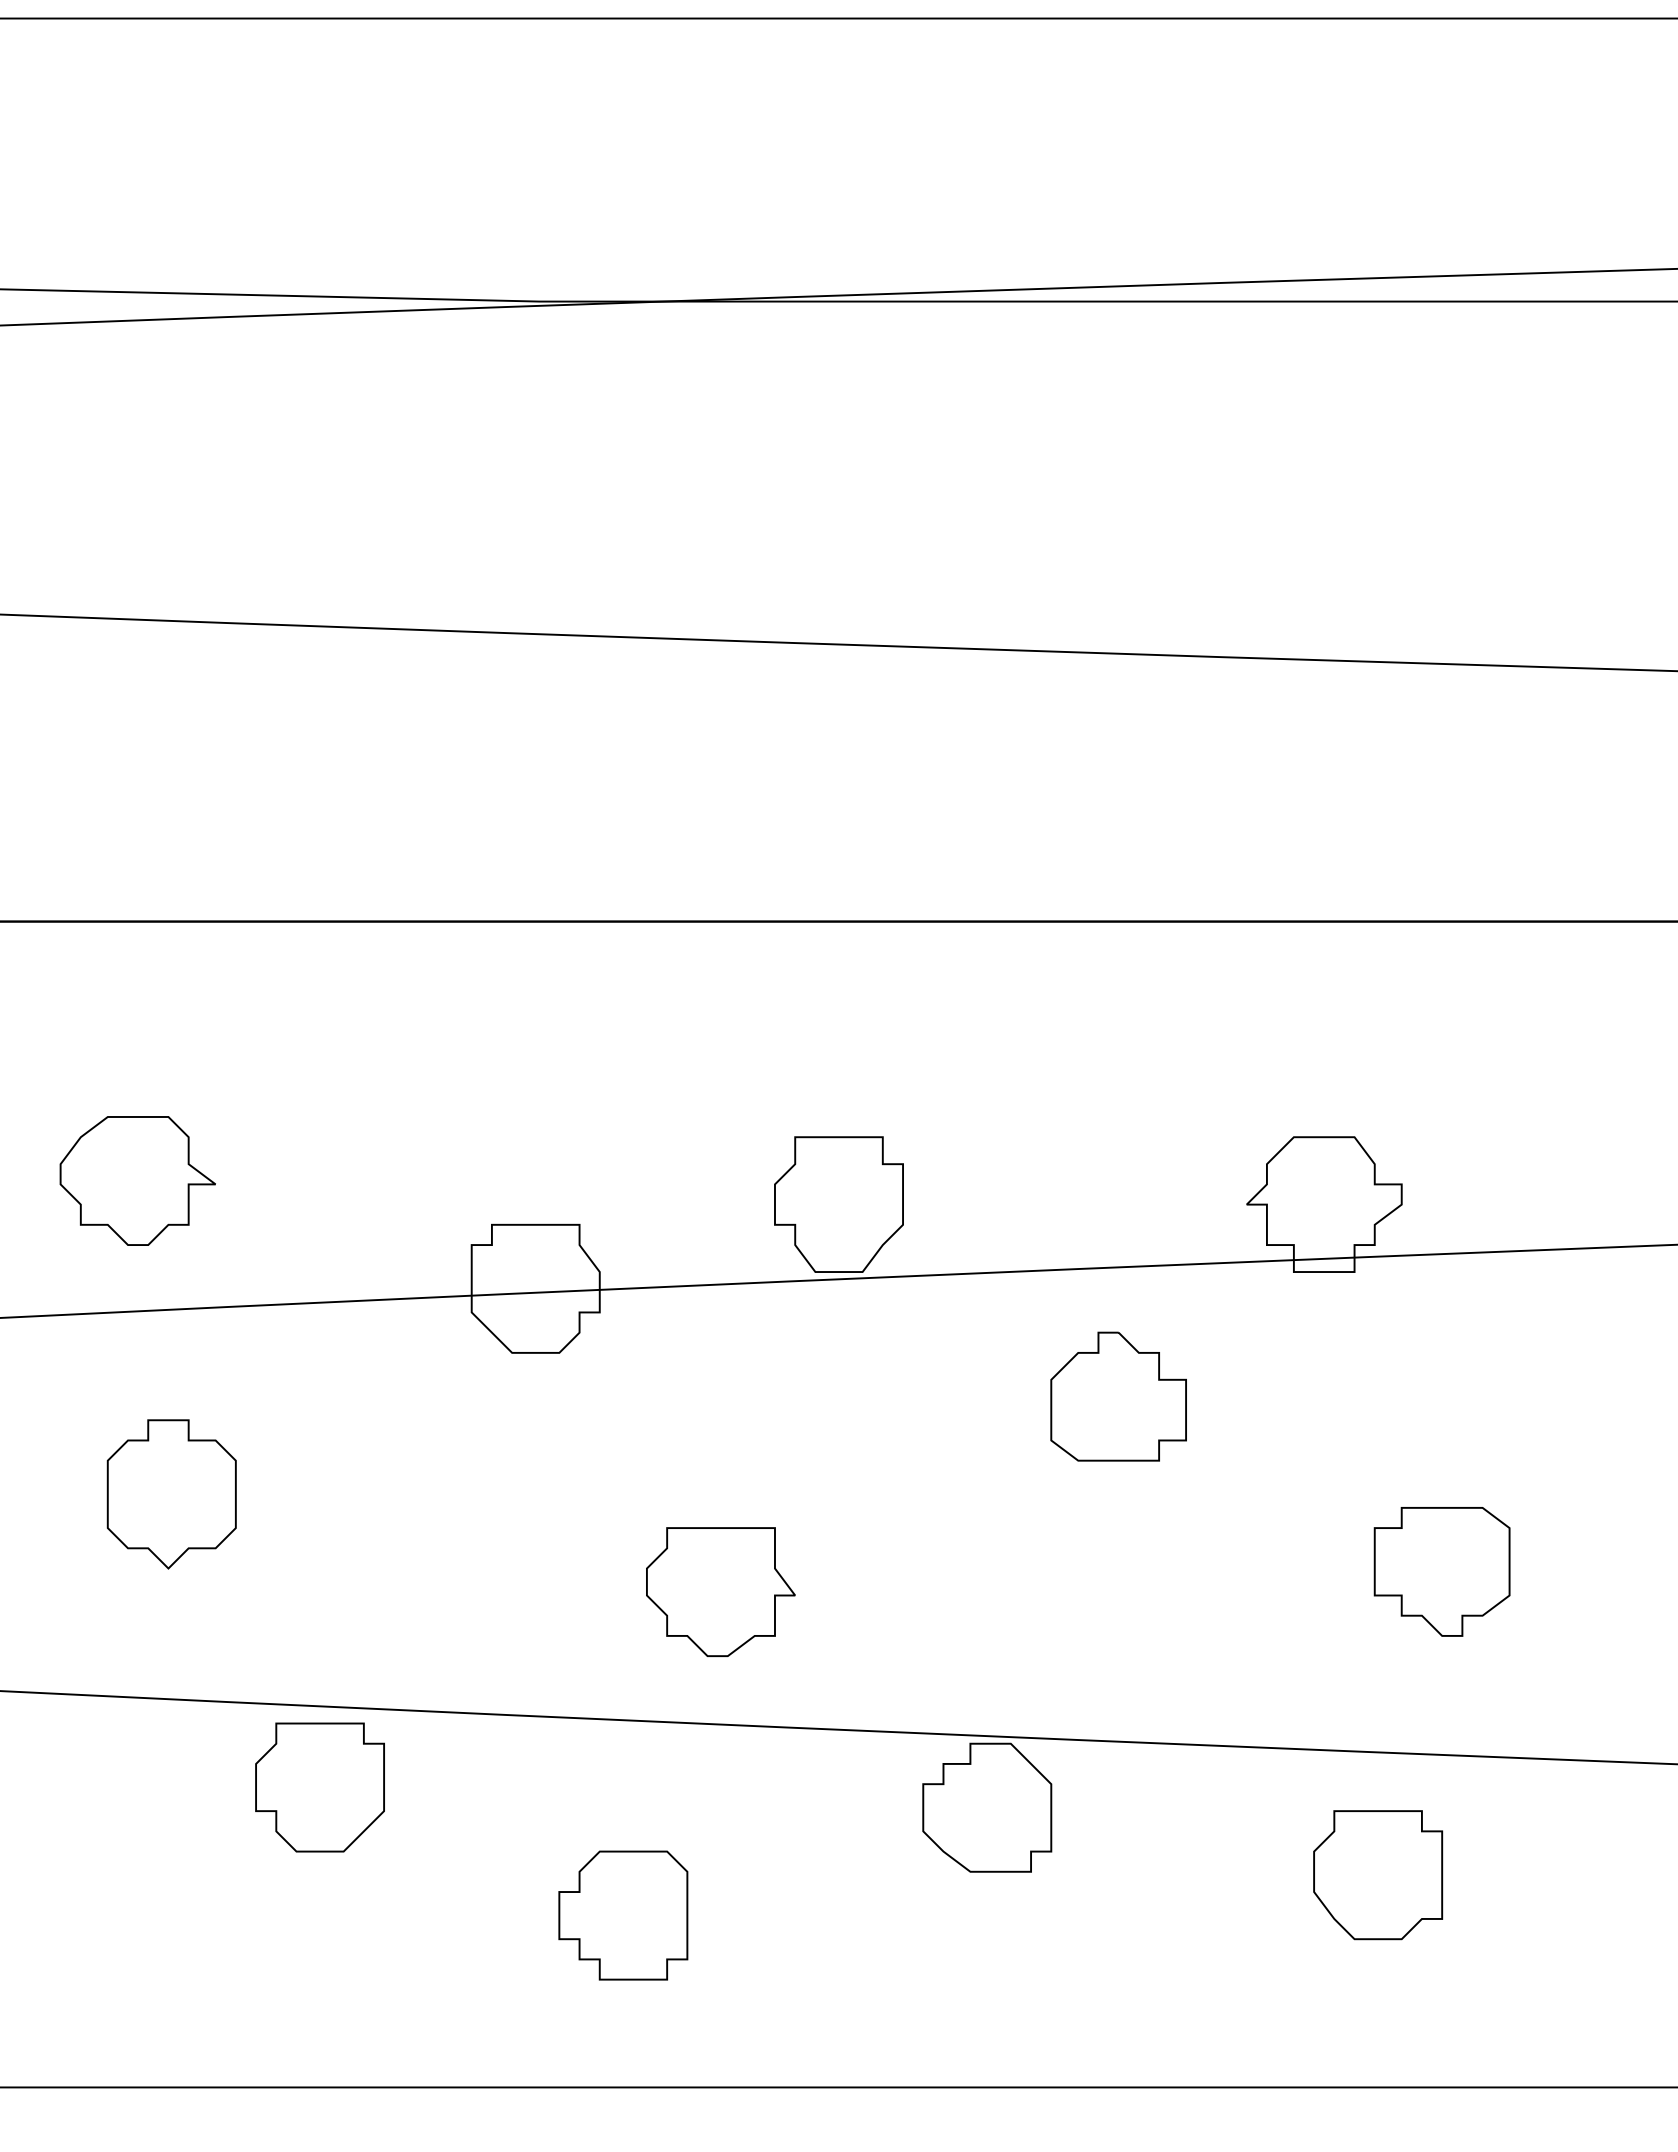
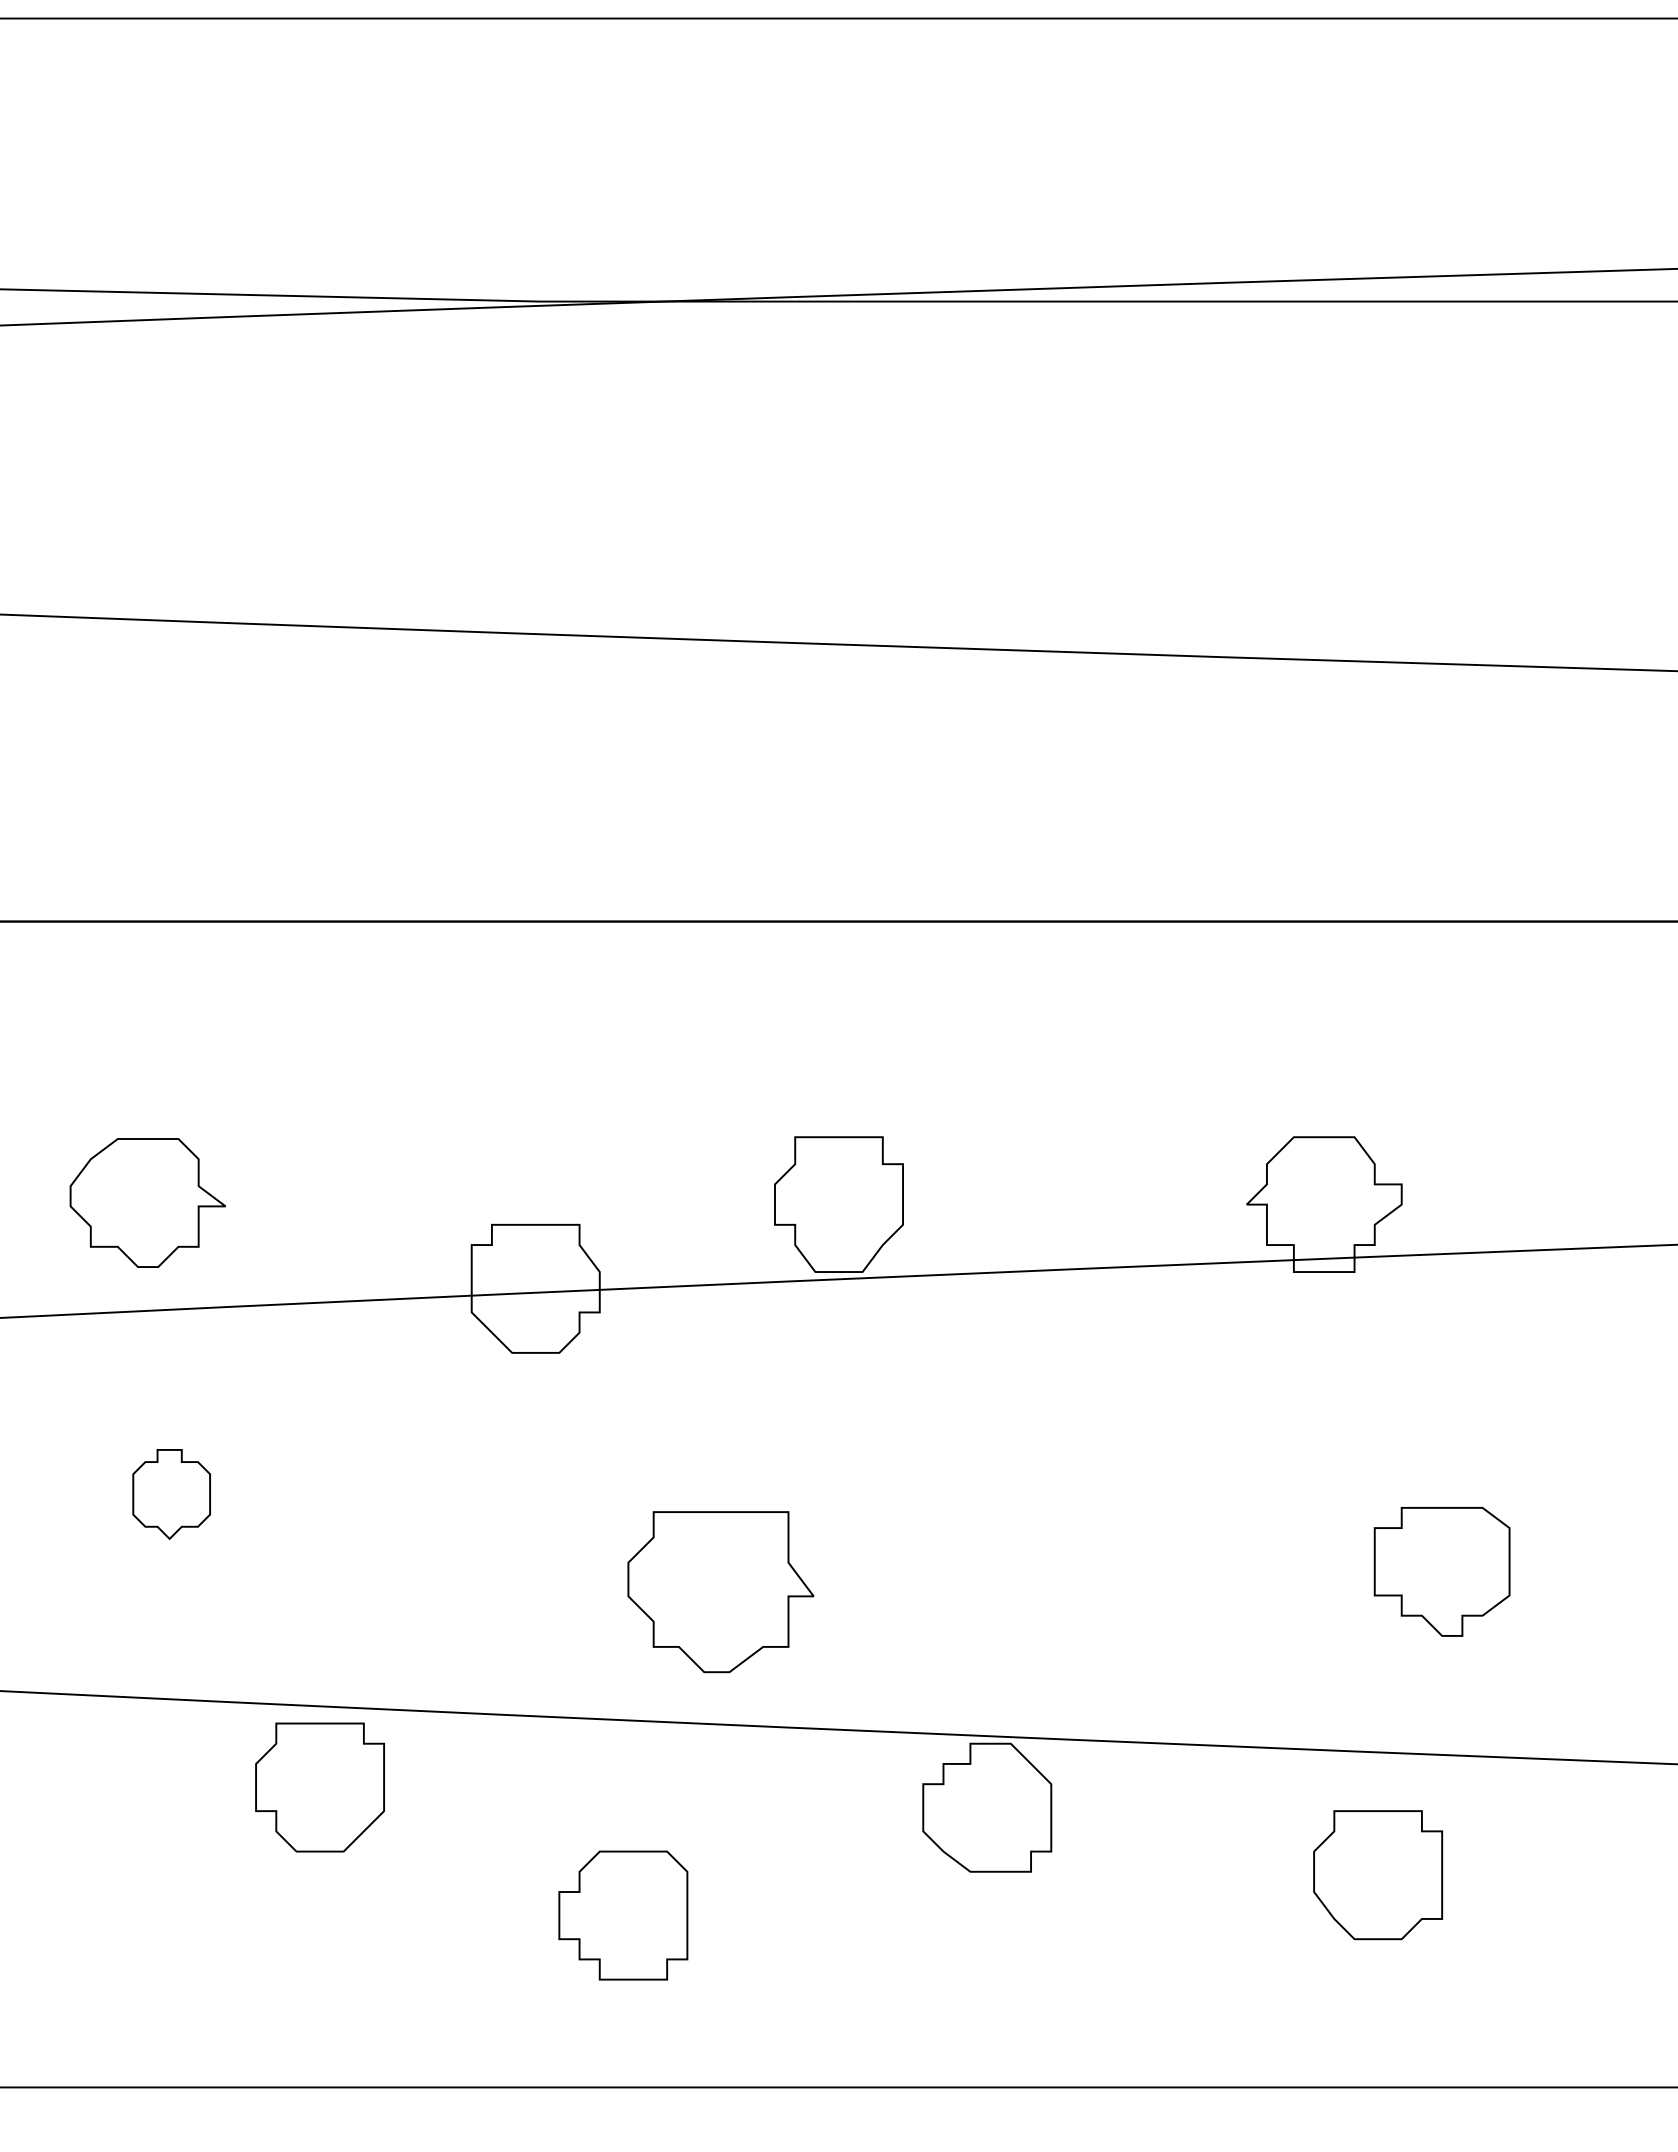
part position: (137, 1180) -> (147, 1202) (147, 1202)
part: present -> none (1118, 1396)
part size: 131x151 px -> 79x91 px (171, 1494)
part size: 150x130 px -> 188x163 px (720, 1592)
